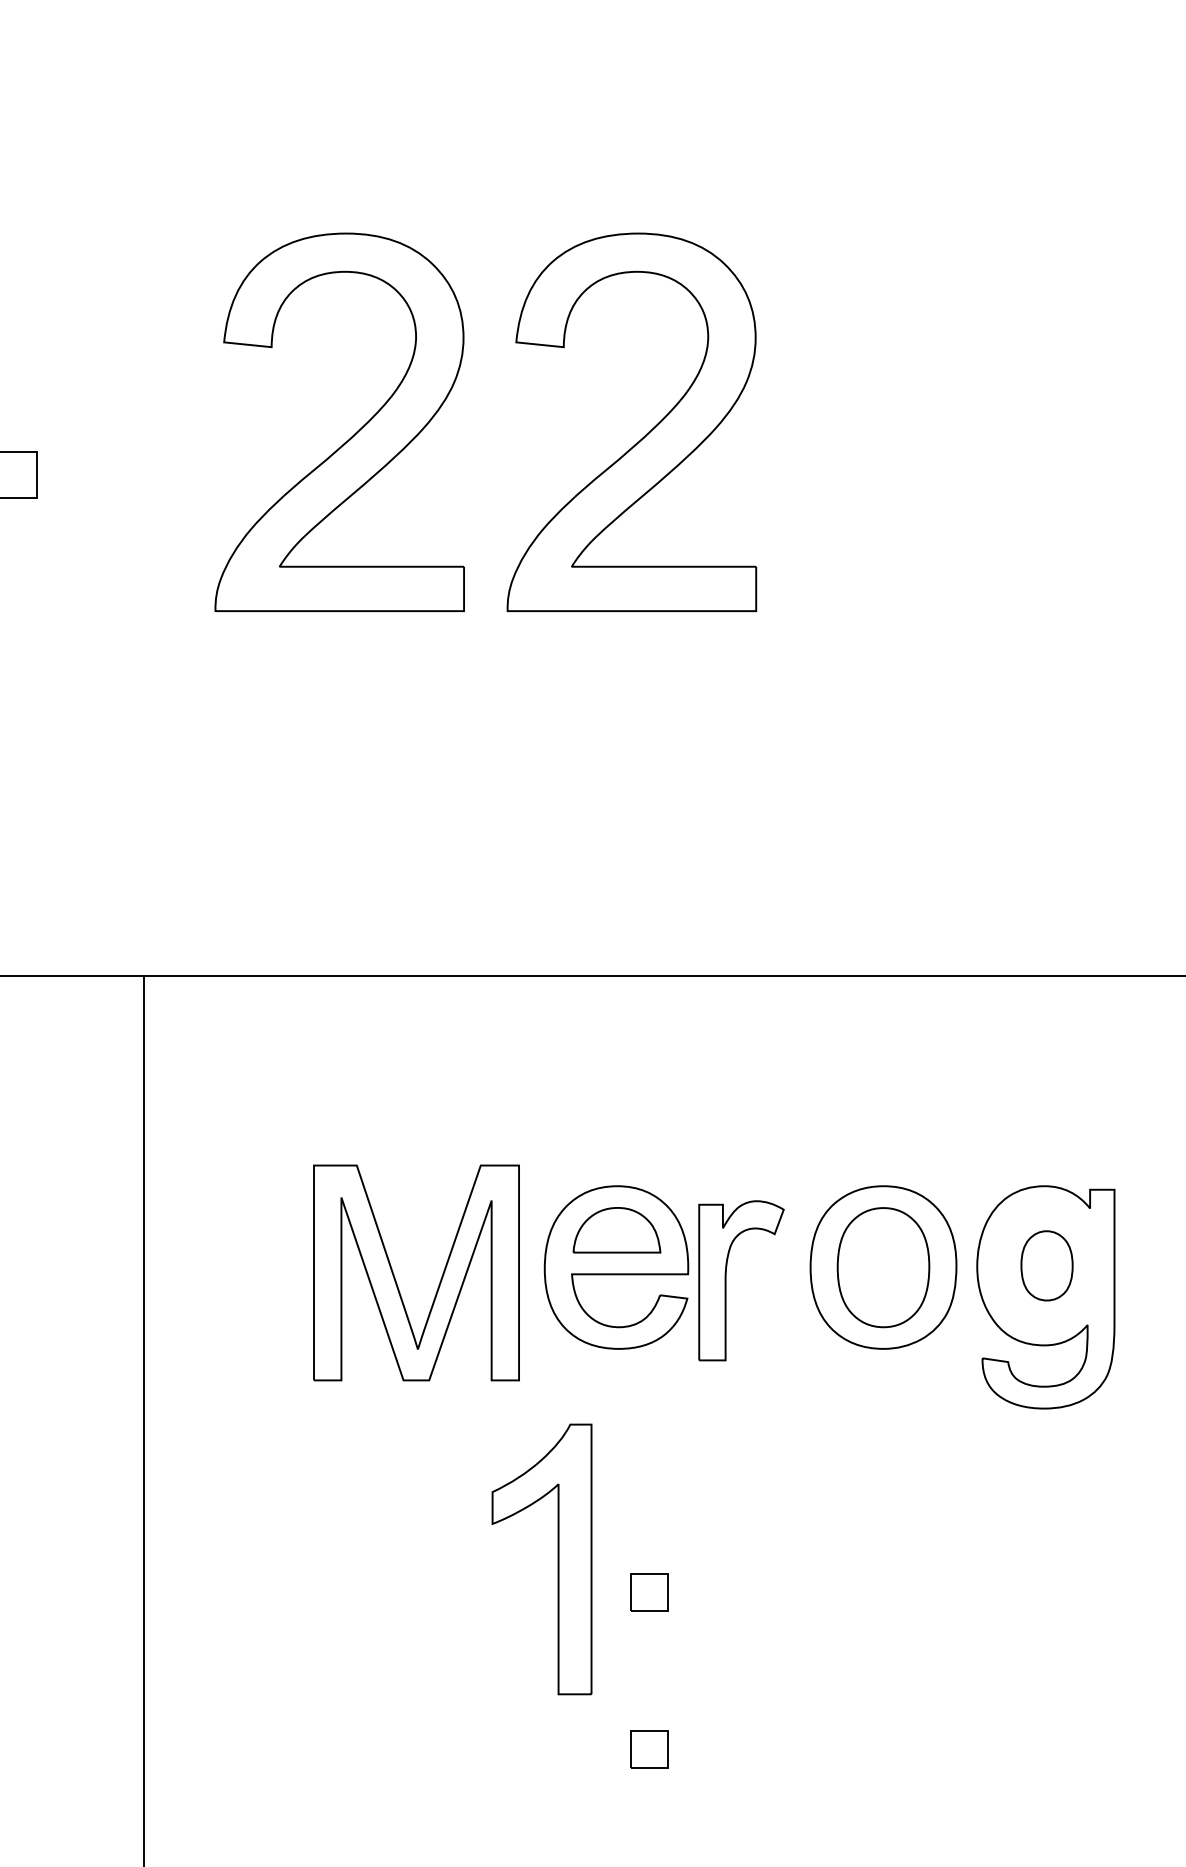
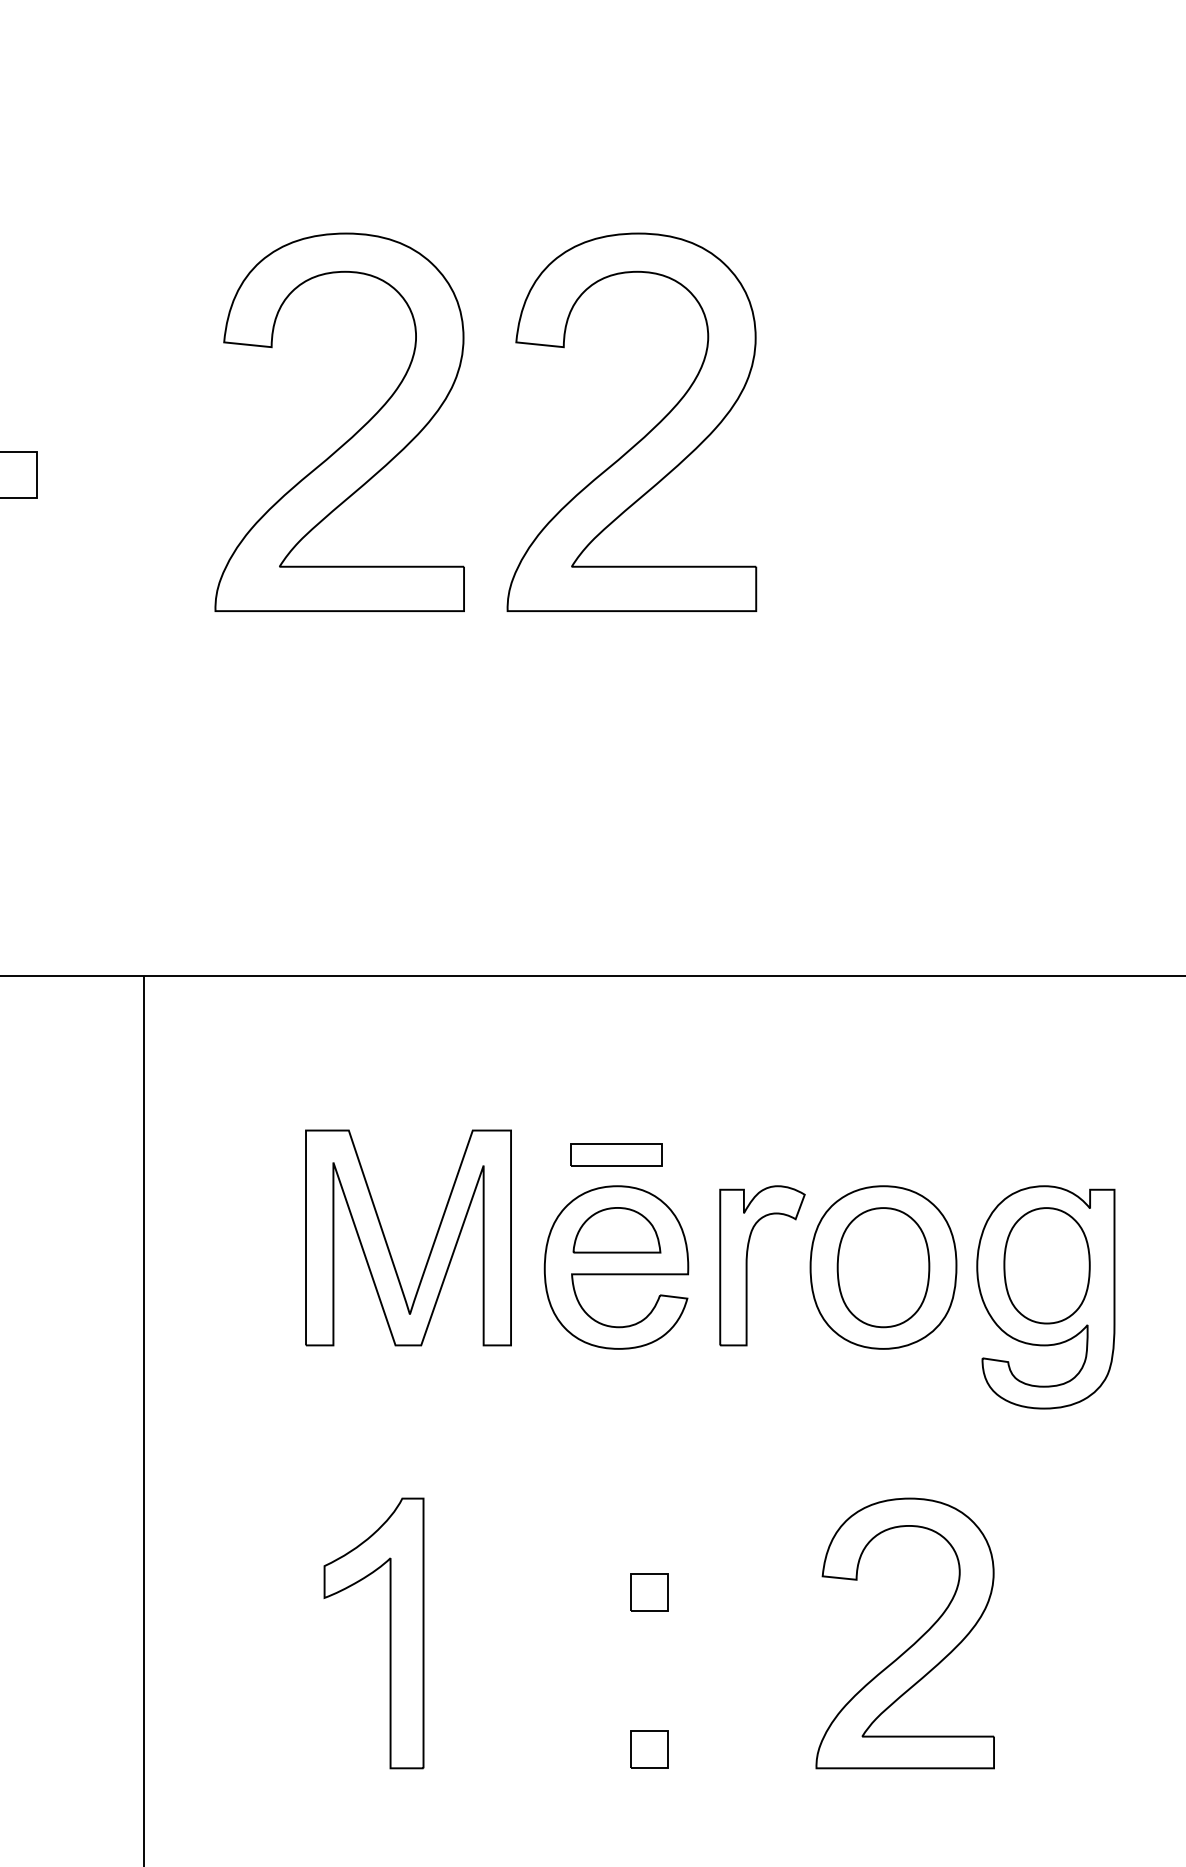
part: none -> present (616, 1154)
part size: 54x72 px -> 88x118 px (1046, 1265)
part position: (396, 1280) -> (388, 1245) (388, 1245)
part position: (726, 1280) -> (747, 1265) (747, 1265)
part position: (557, 1559) -> (389, 1633) (389, 1633)
part: none -> present (914, 1642)
